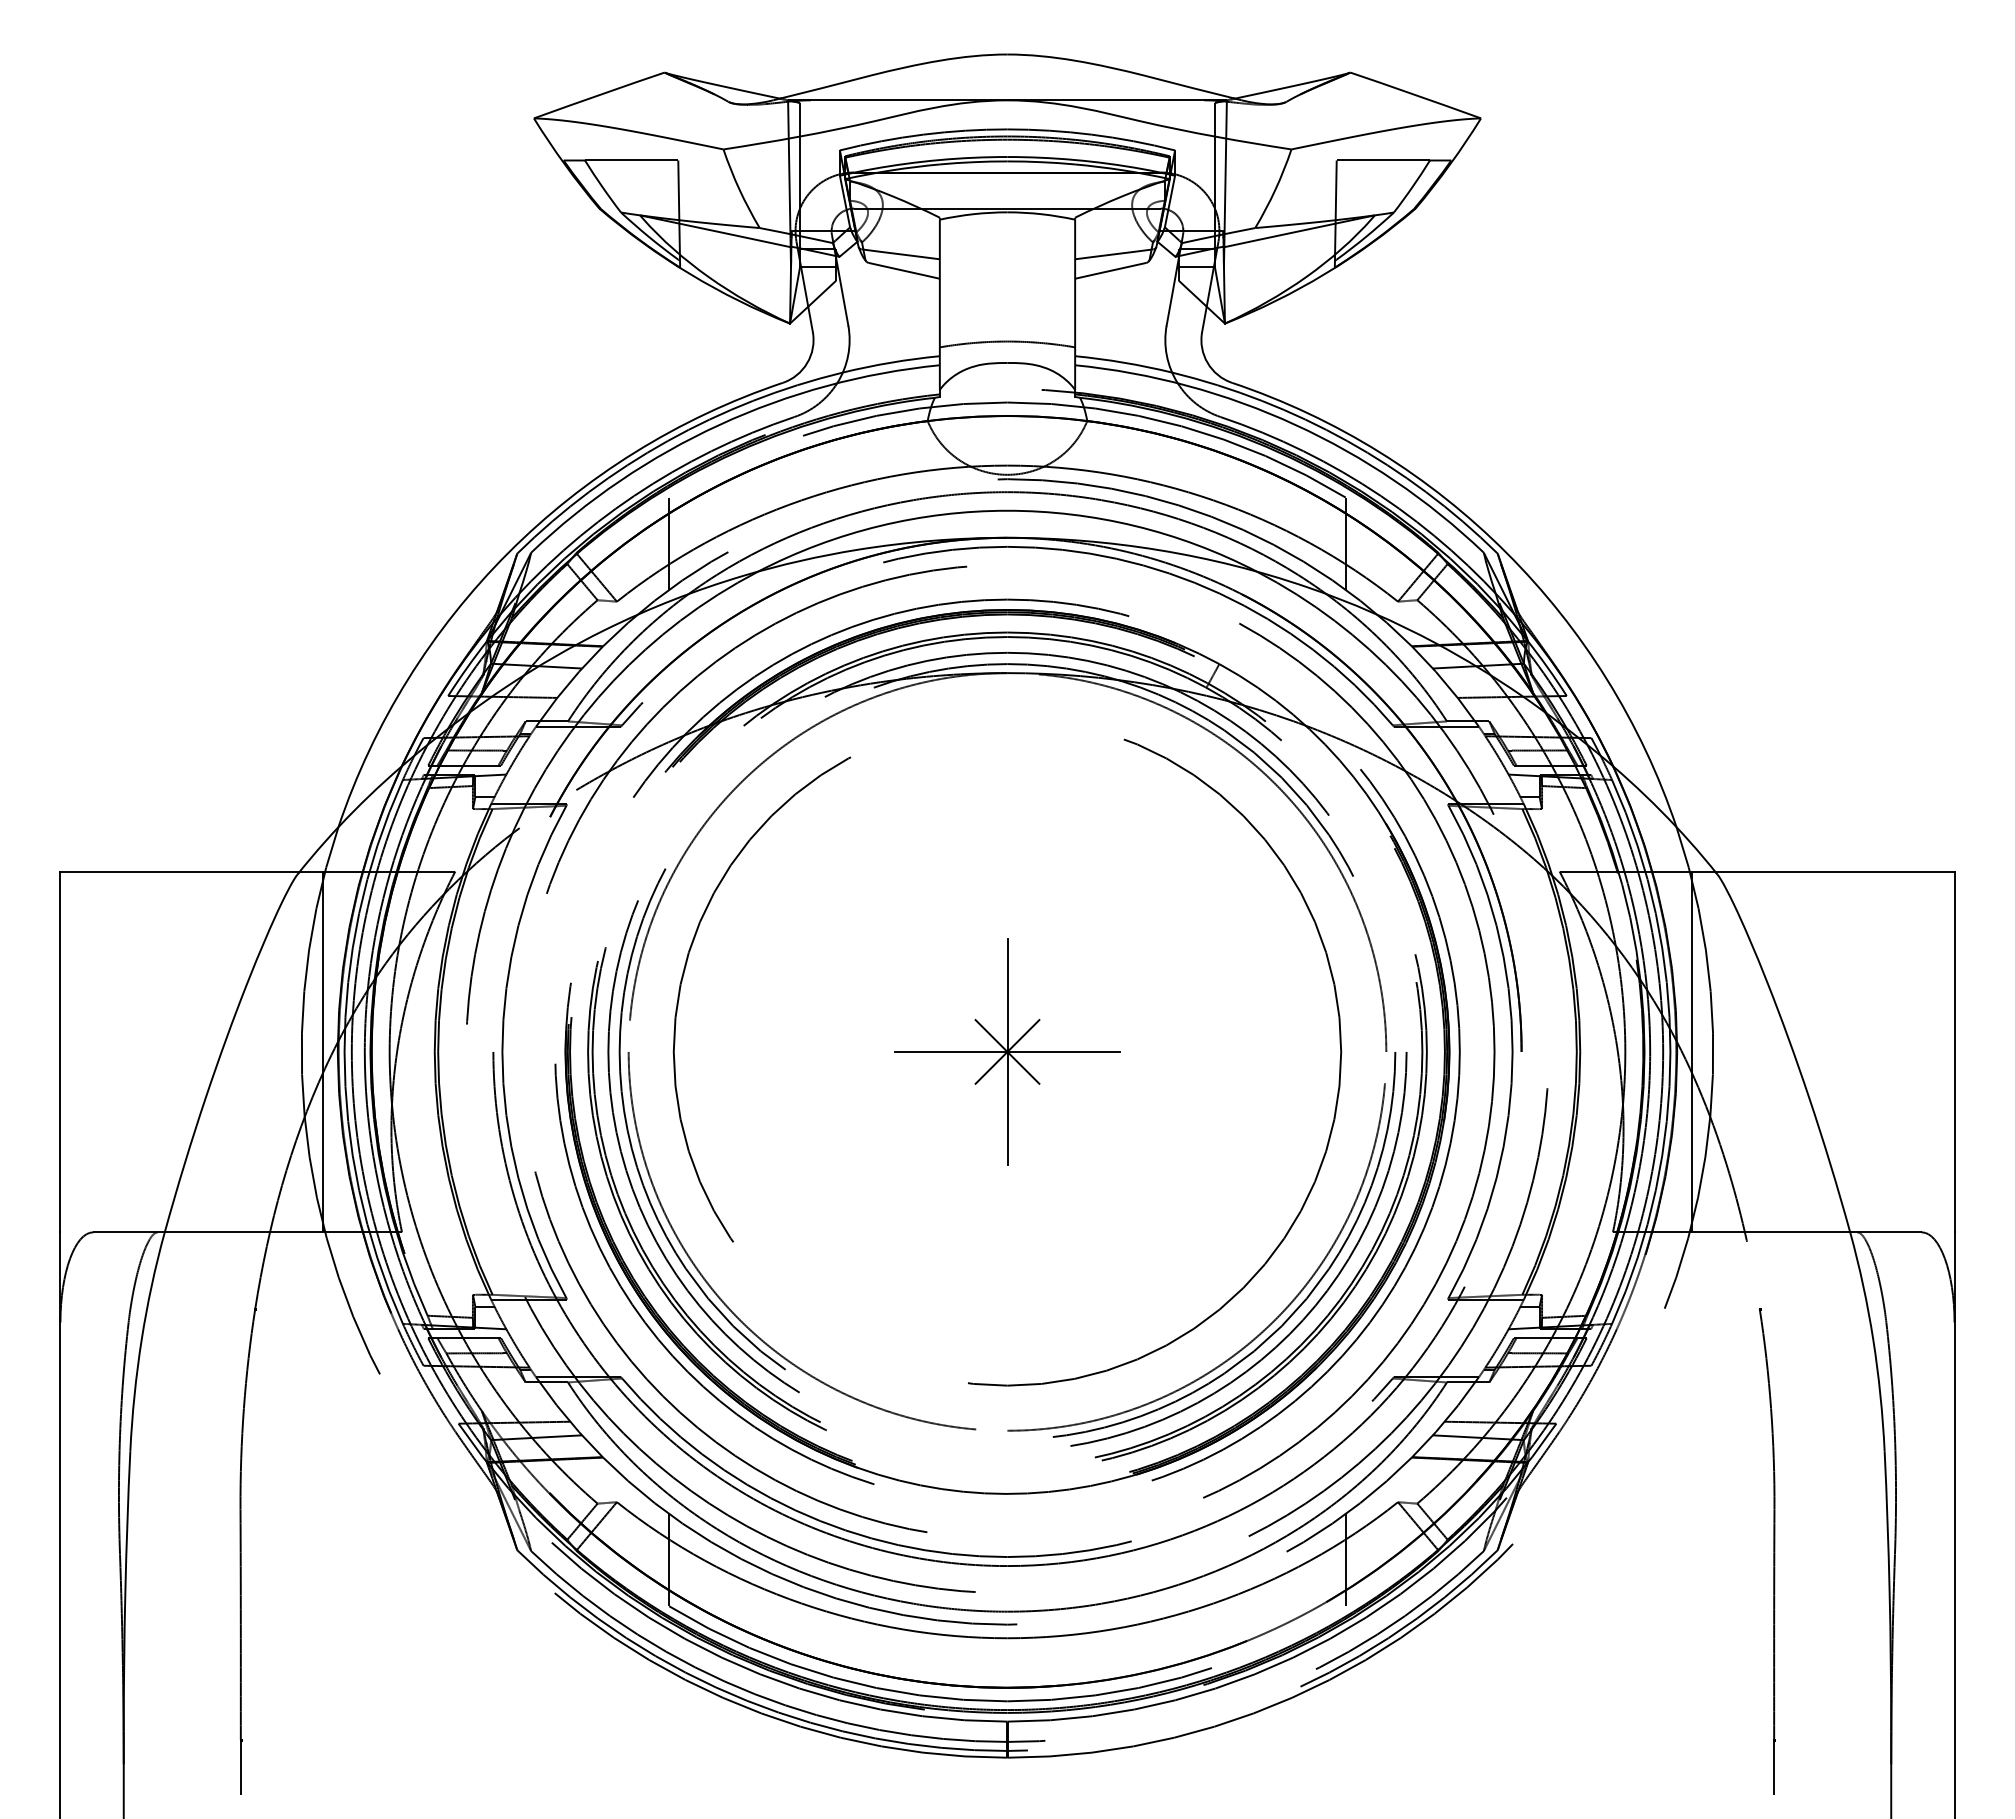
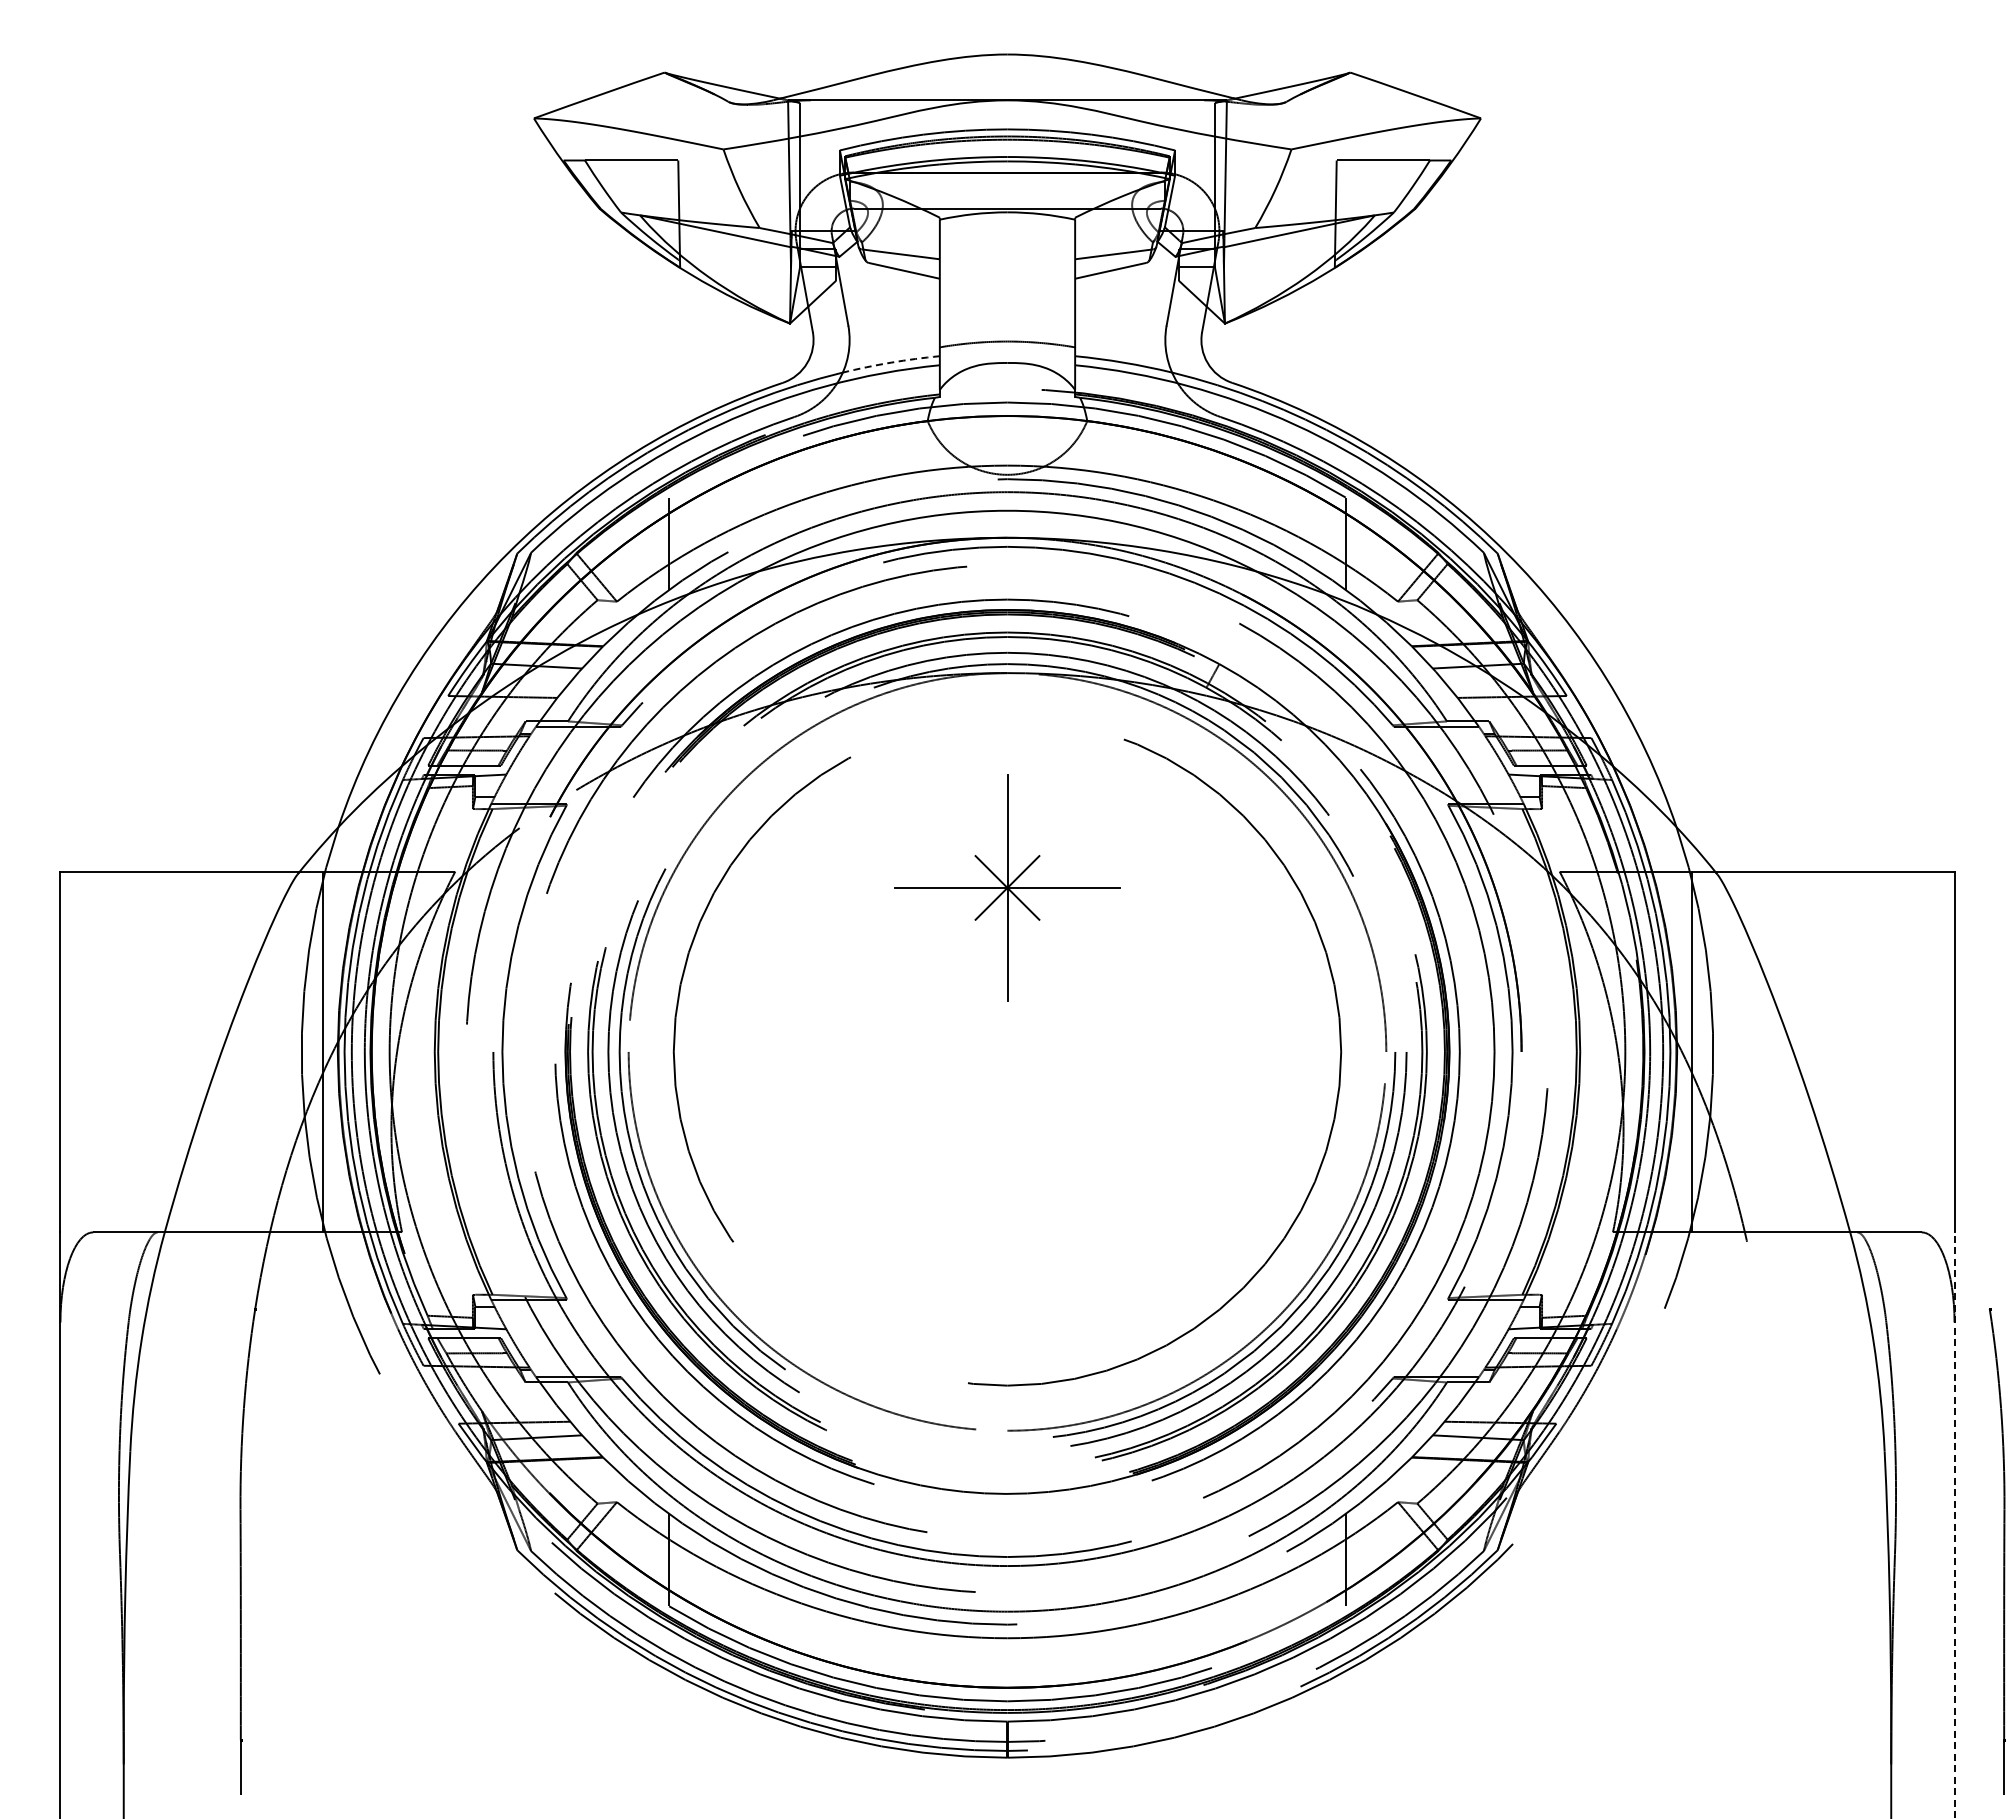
arc: solid -> dashed (891, 362)
part position: (1007, 1051) -> (1007, 887) (1007, 887)
line: solid -> dashed (1954, 1525)
part position: (1773, 1551) -> (2003, 1551) (2003, 1551)
